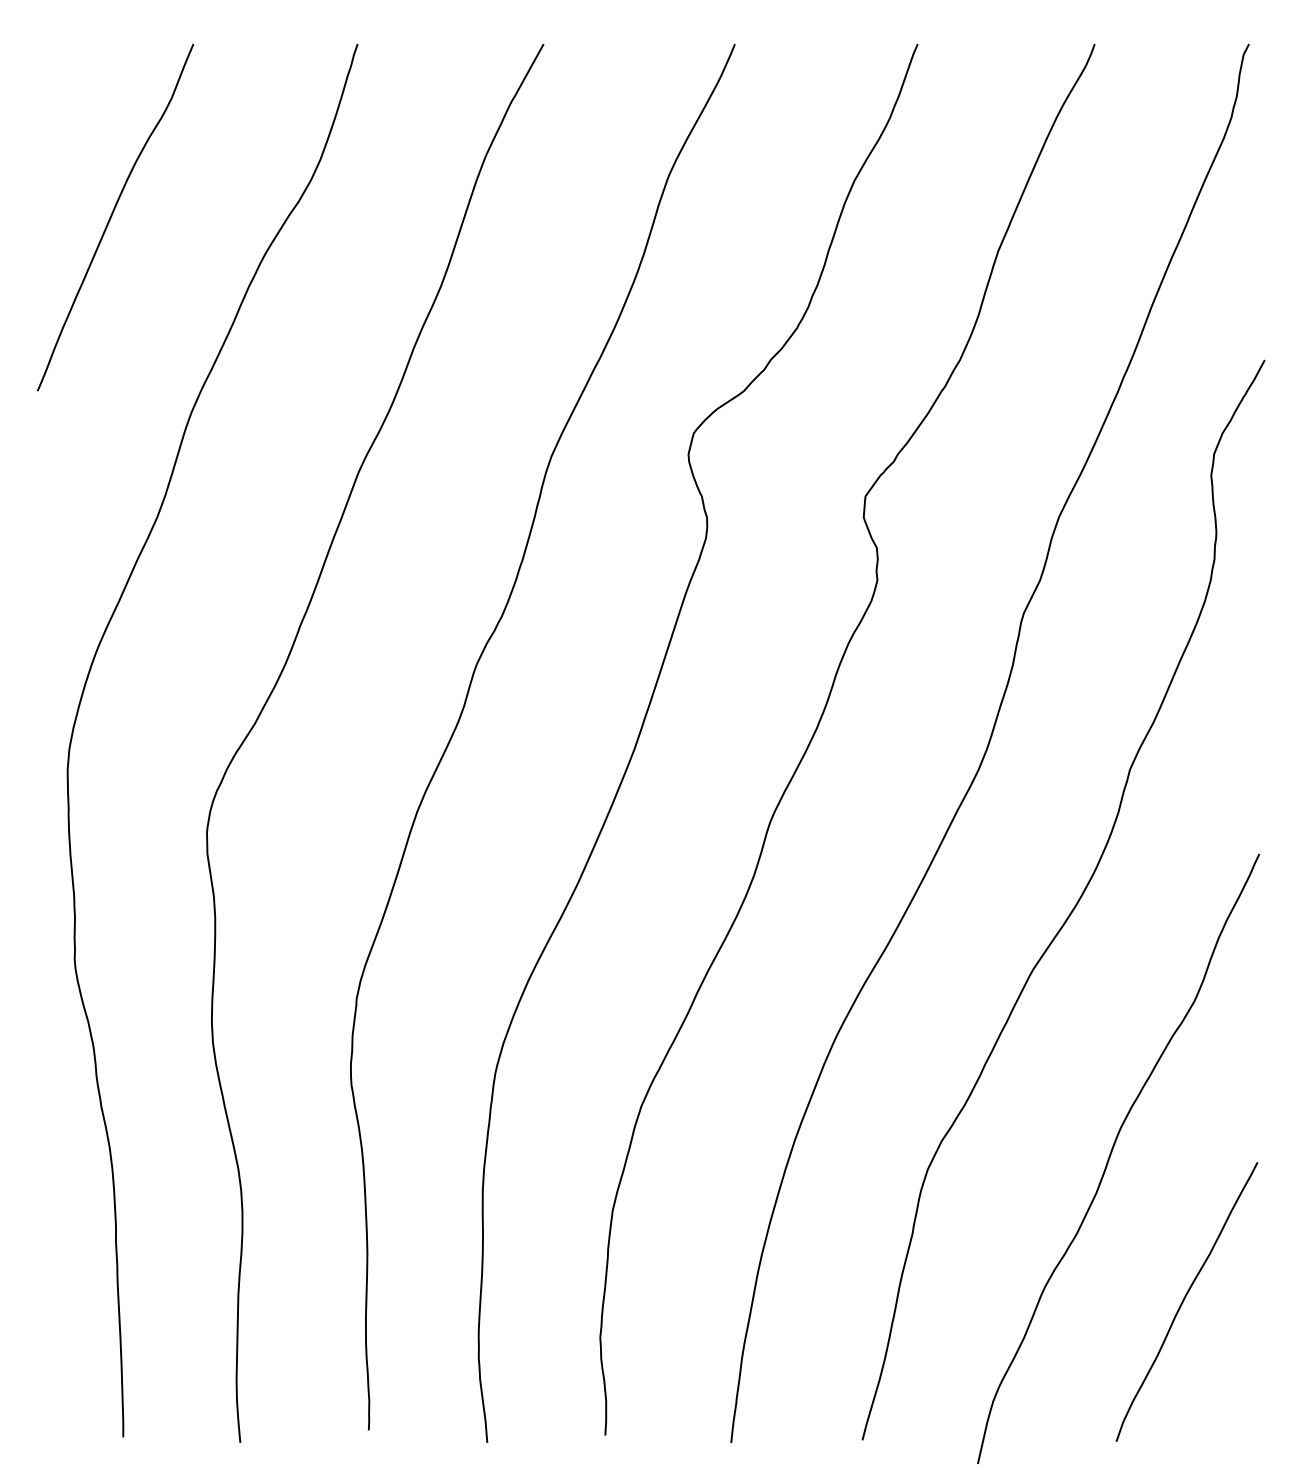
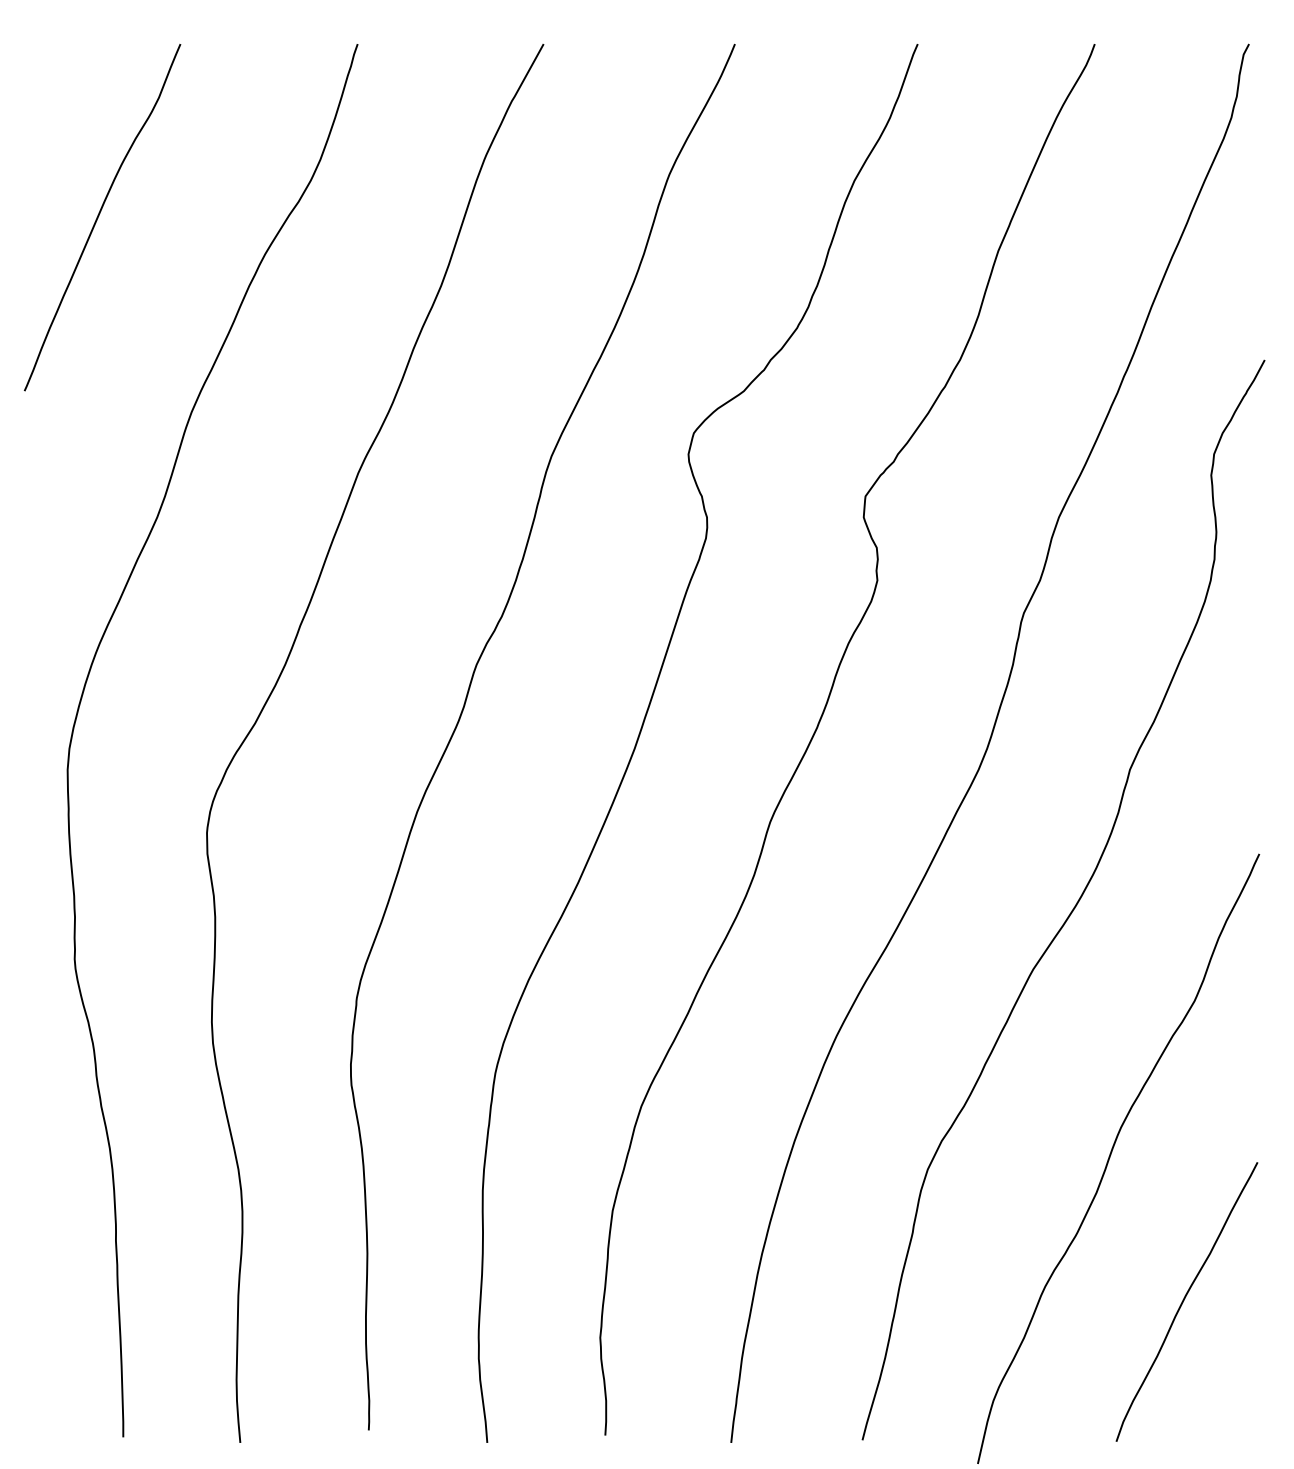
curve position: (112, 216) -> (99, 216) (99, 216)
